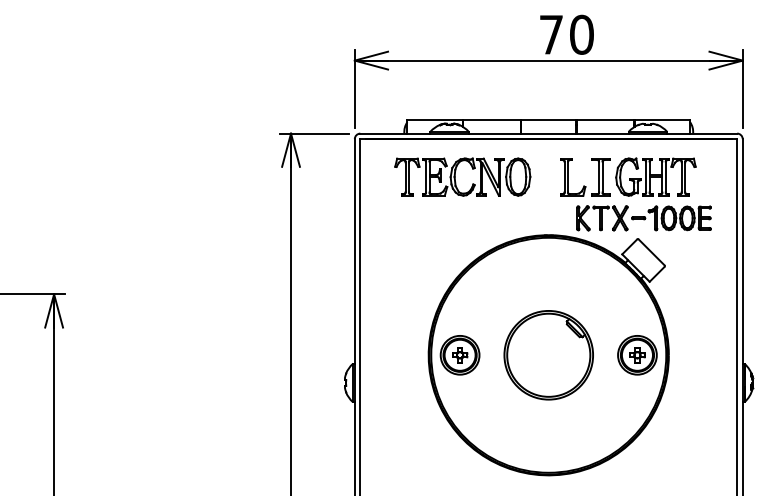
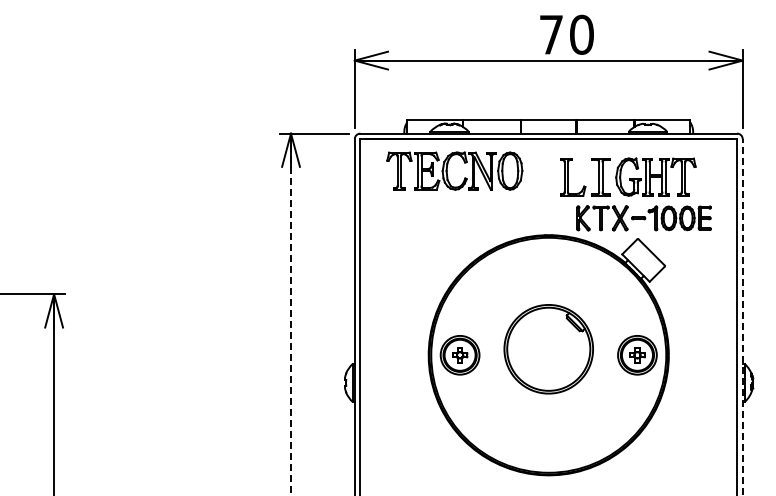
part position: (455, 176) -> (447, 170) (447, 170)
line: solid -> dashed (291, 314)
line: solid -> dashed (742, 317)
part position: (548, 355) -> (548, 349) (548, 349)
